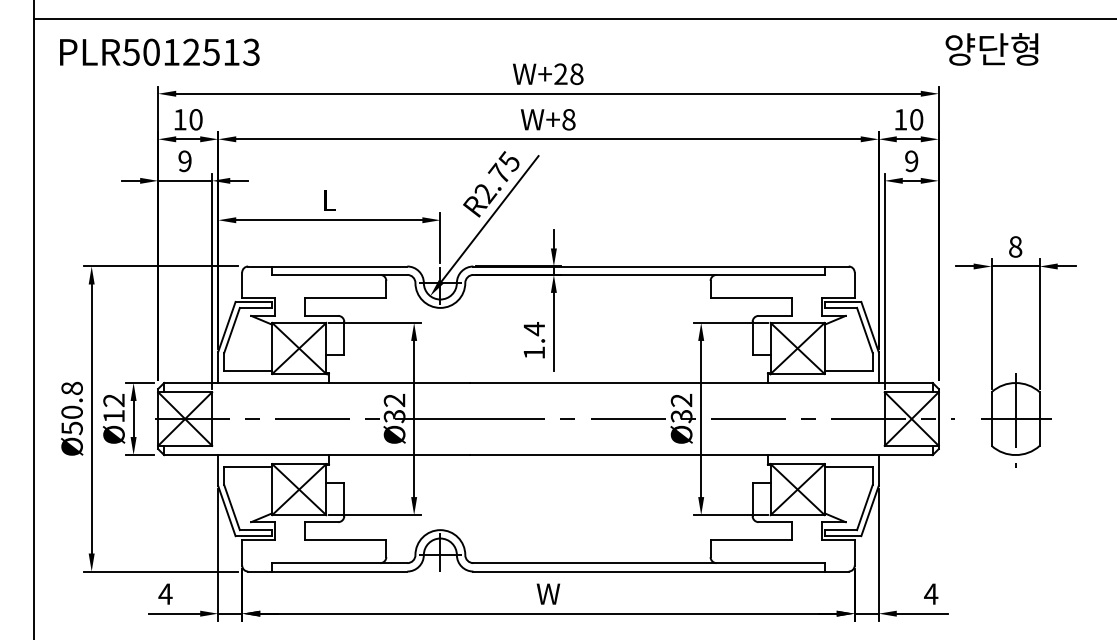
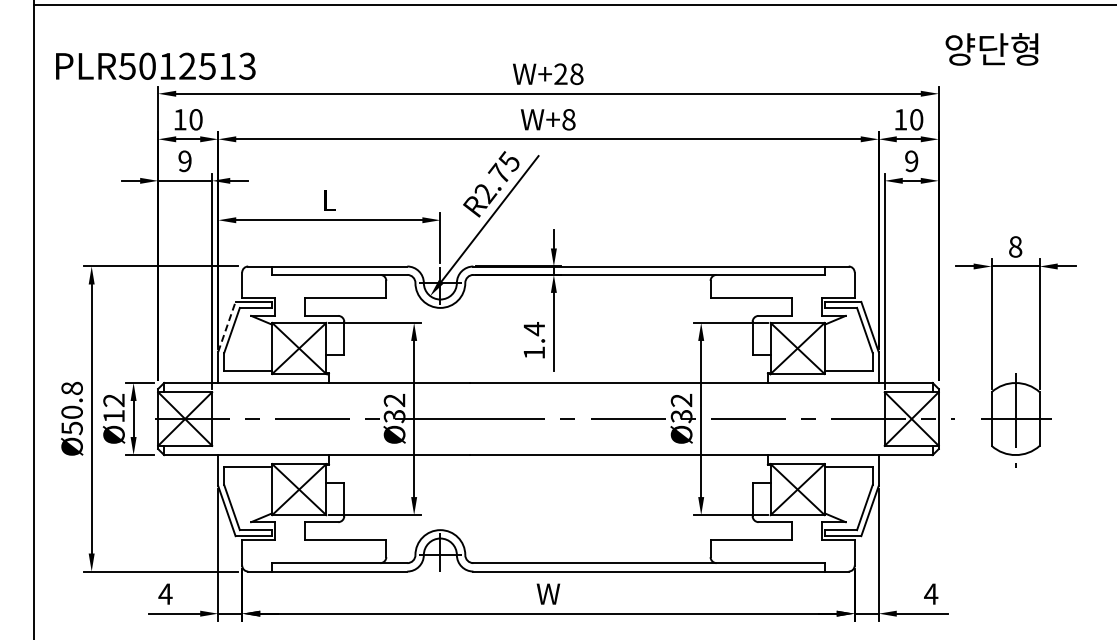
line position: (573, 19) -> (573, 5) (573, 5)
text position: (159, 51) -> (155, 65) (155, 65)
line: solid -> dashed (226, 327)
